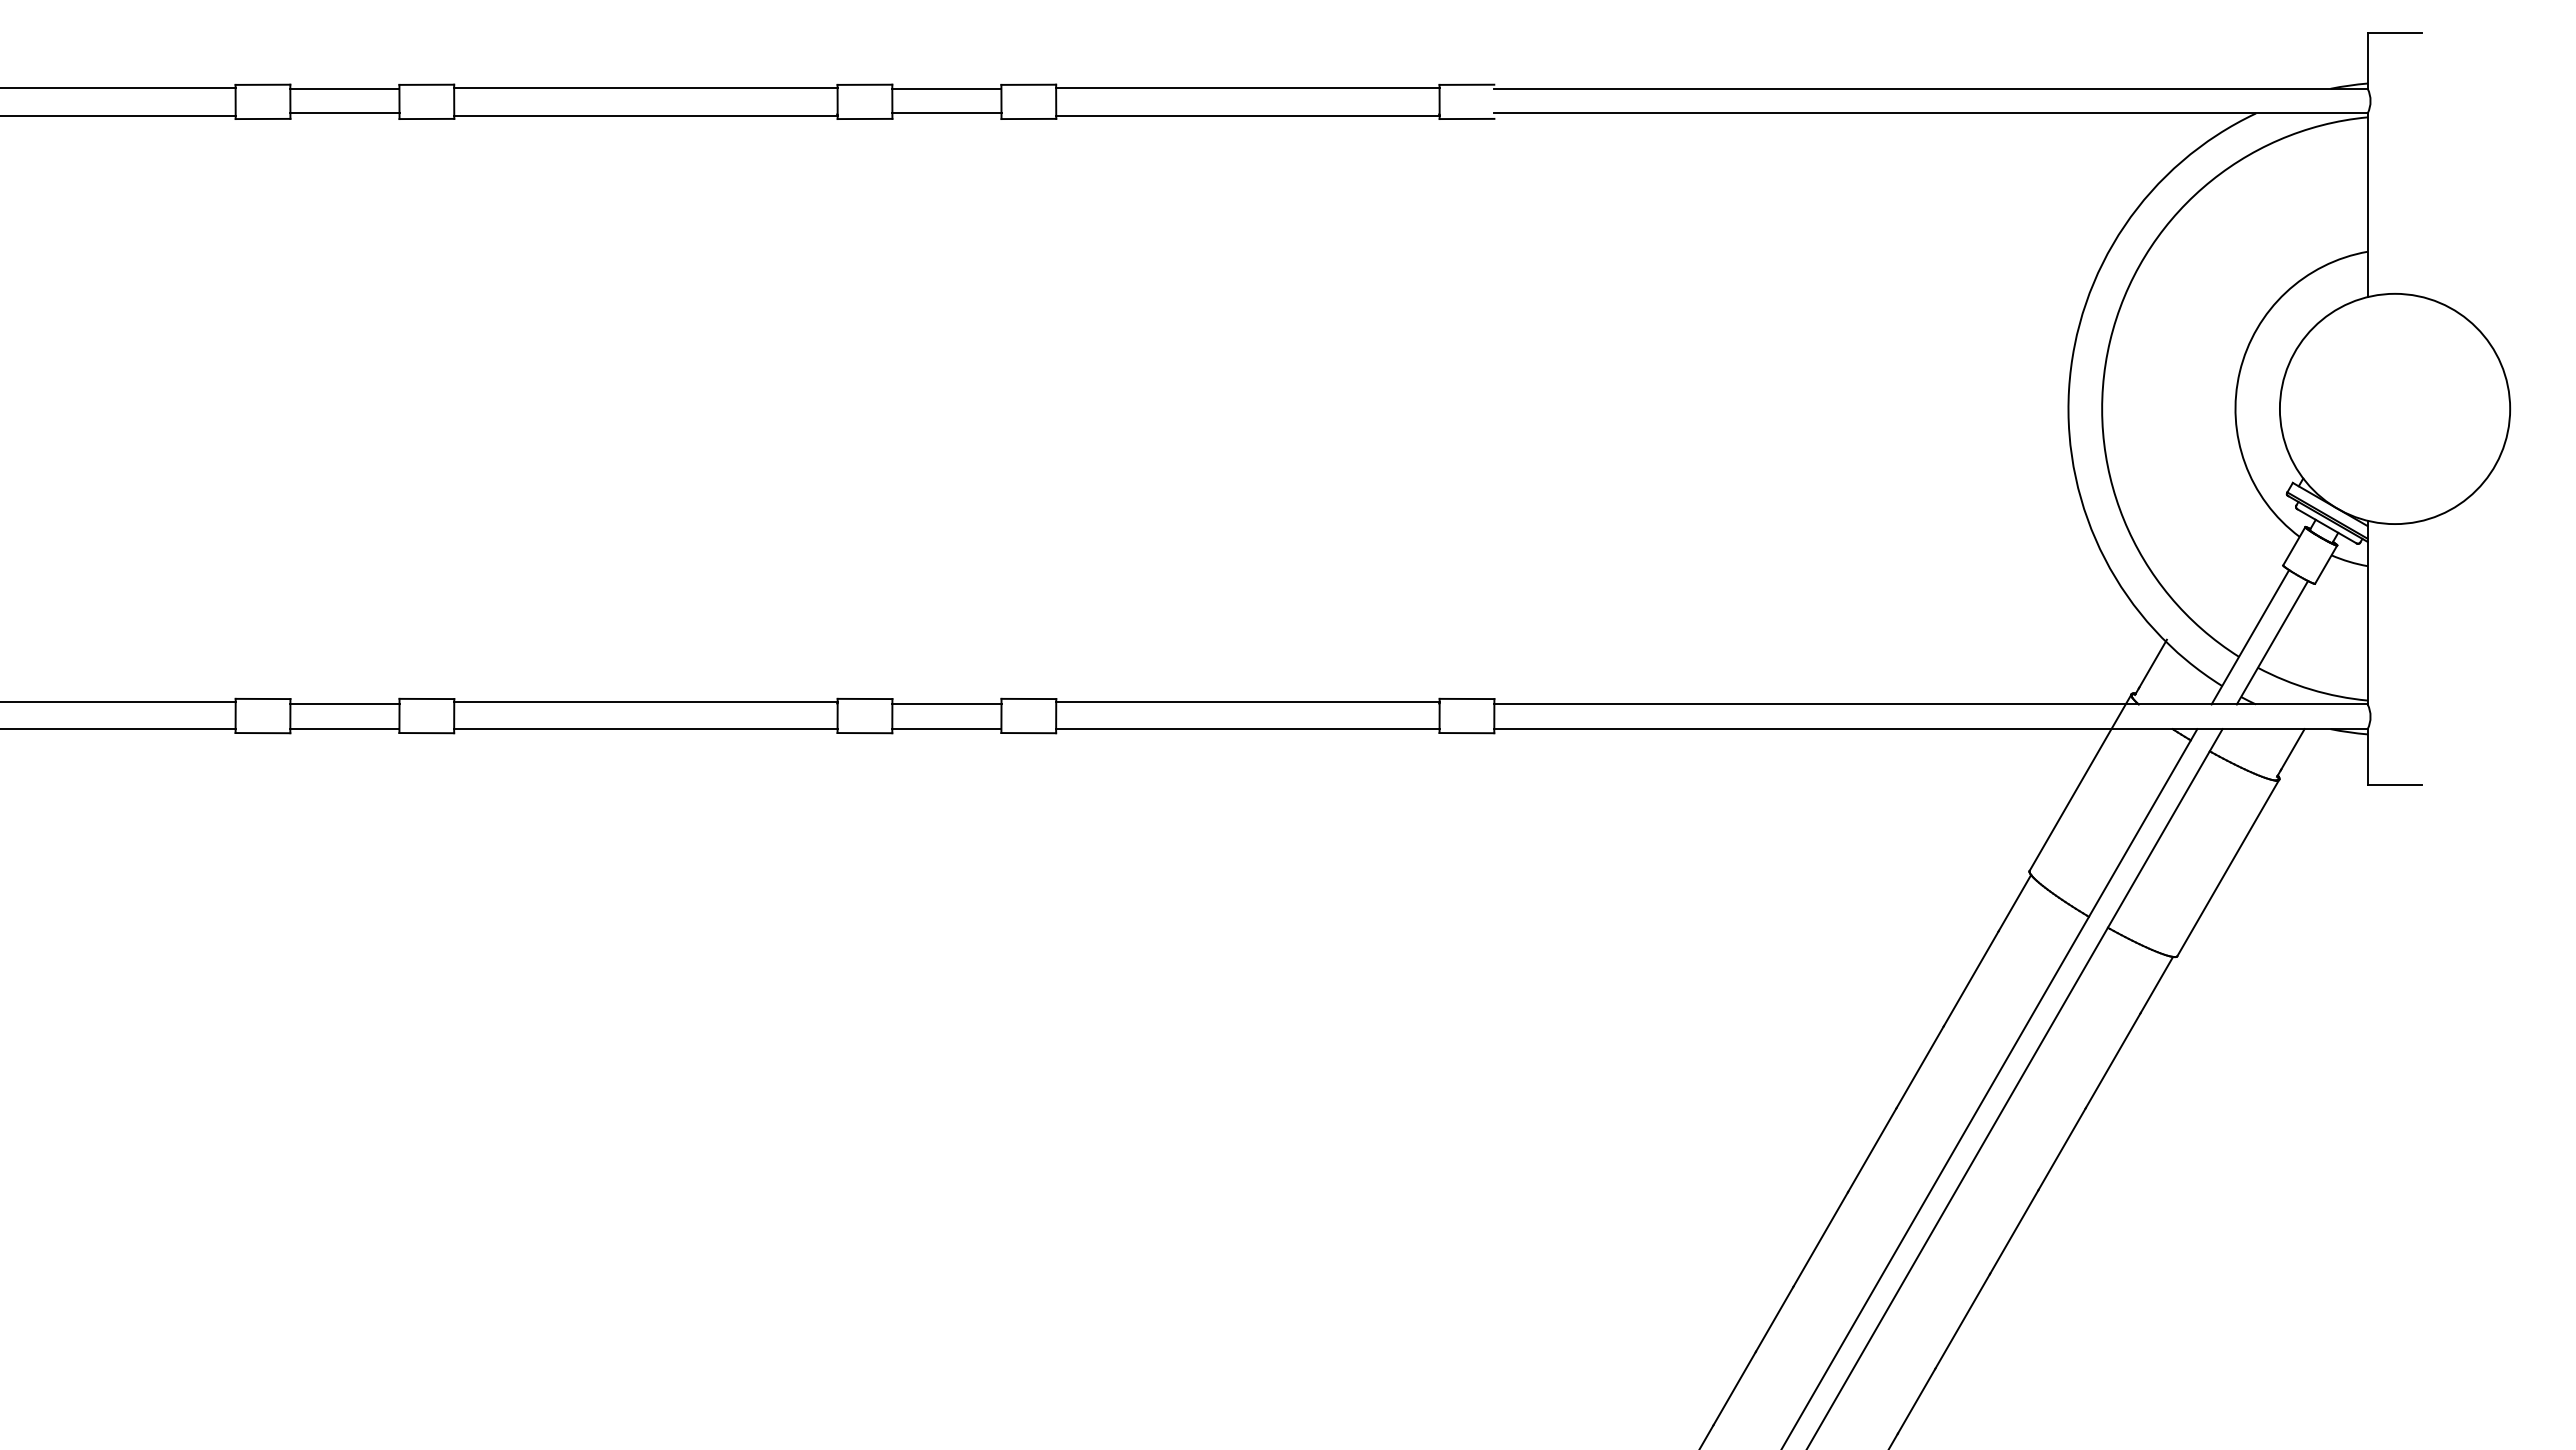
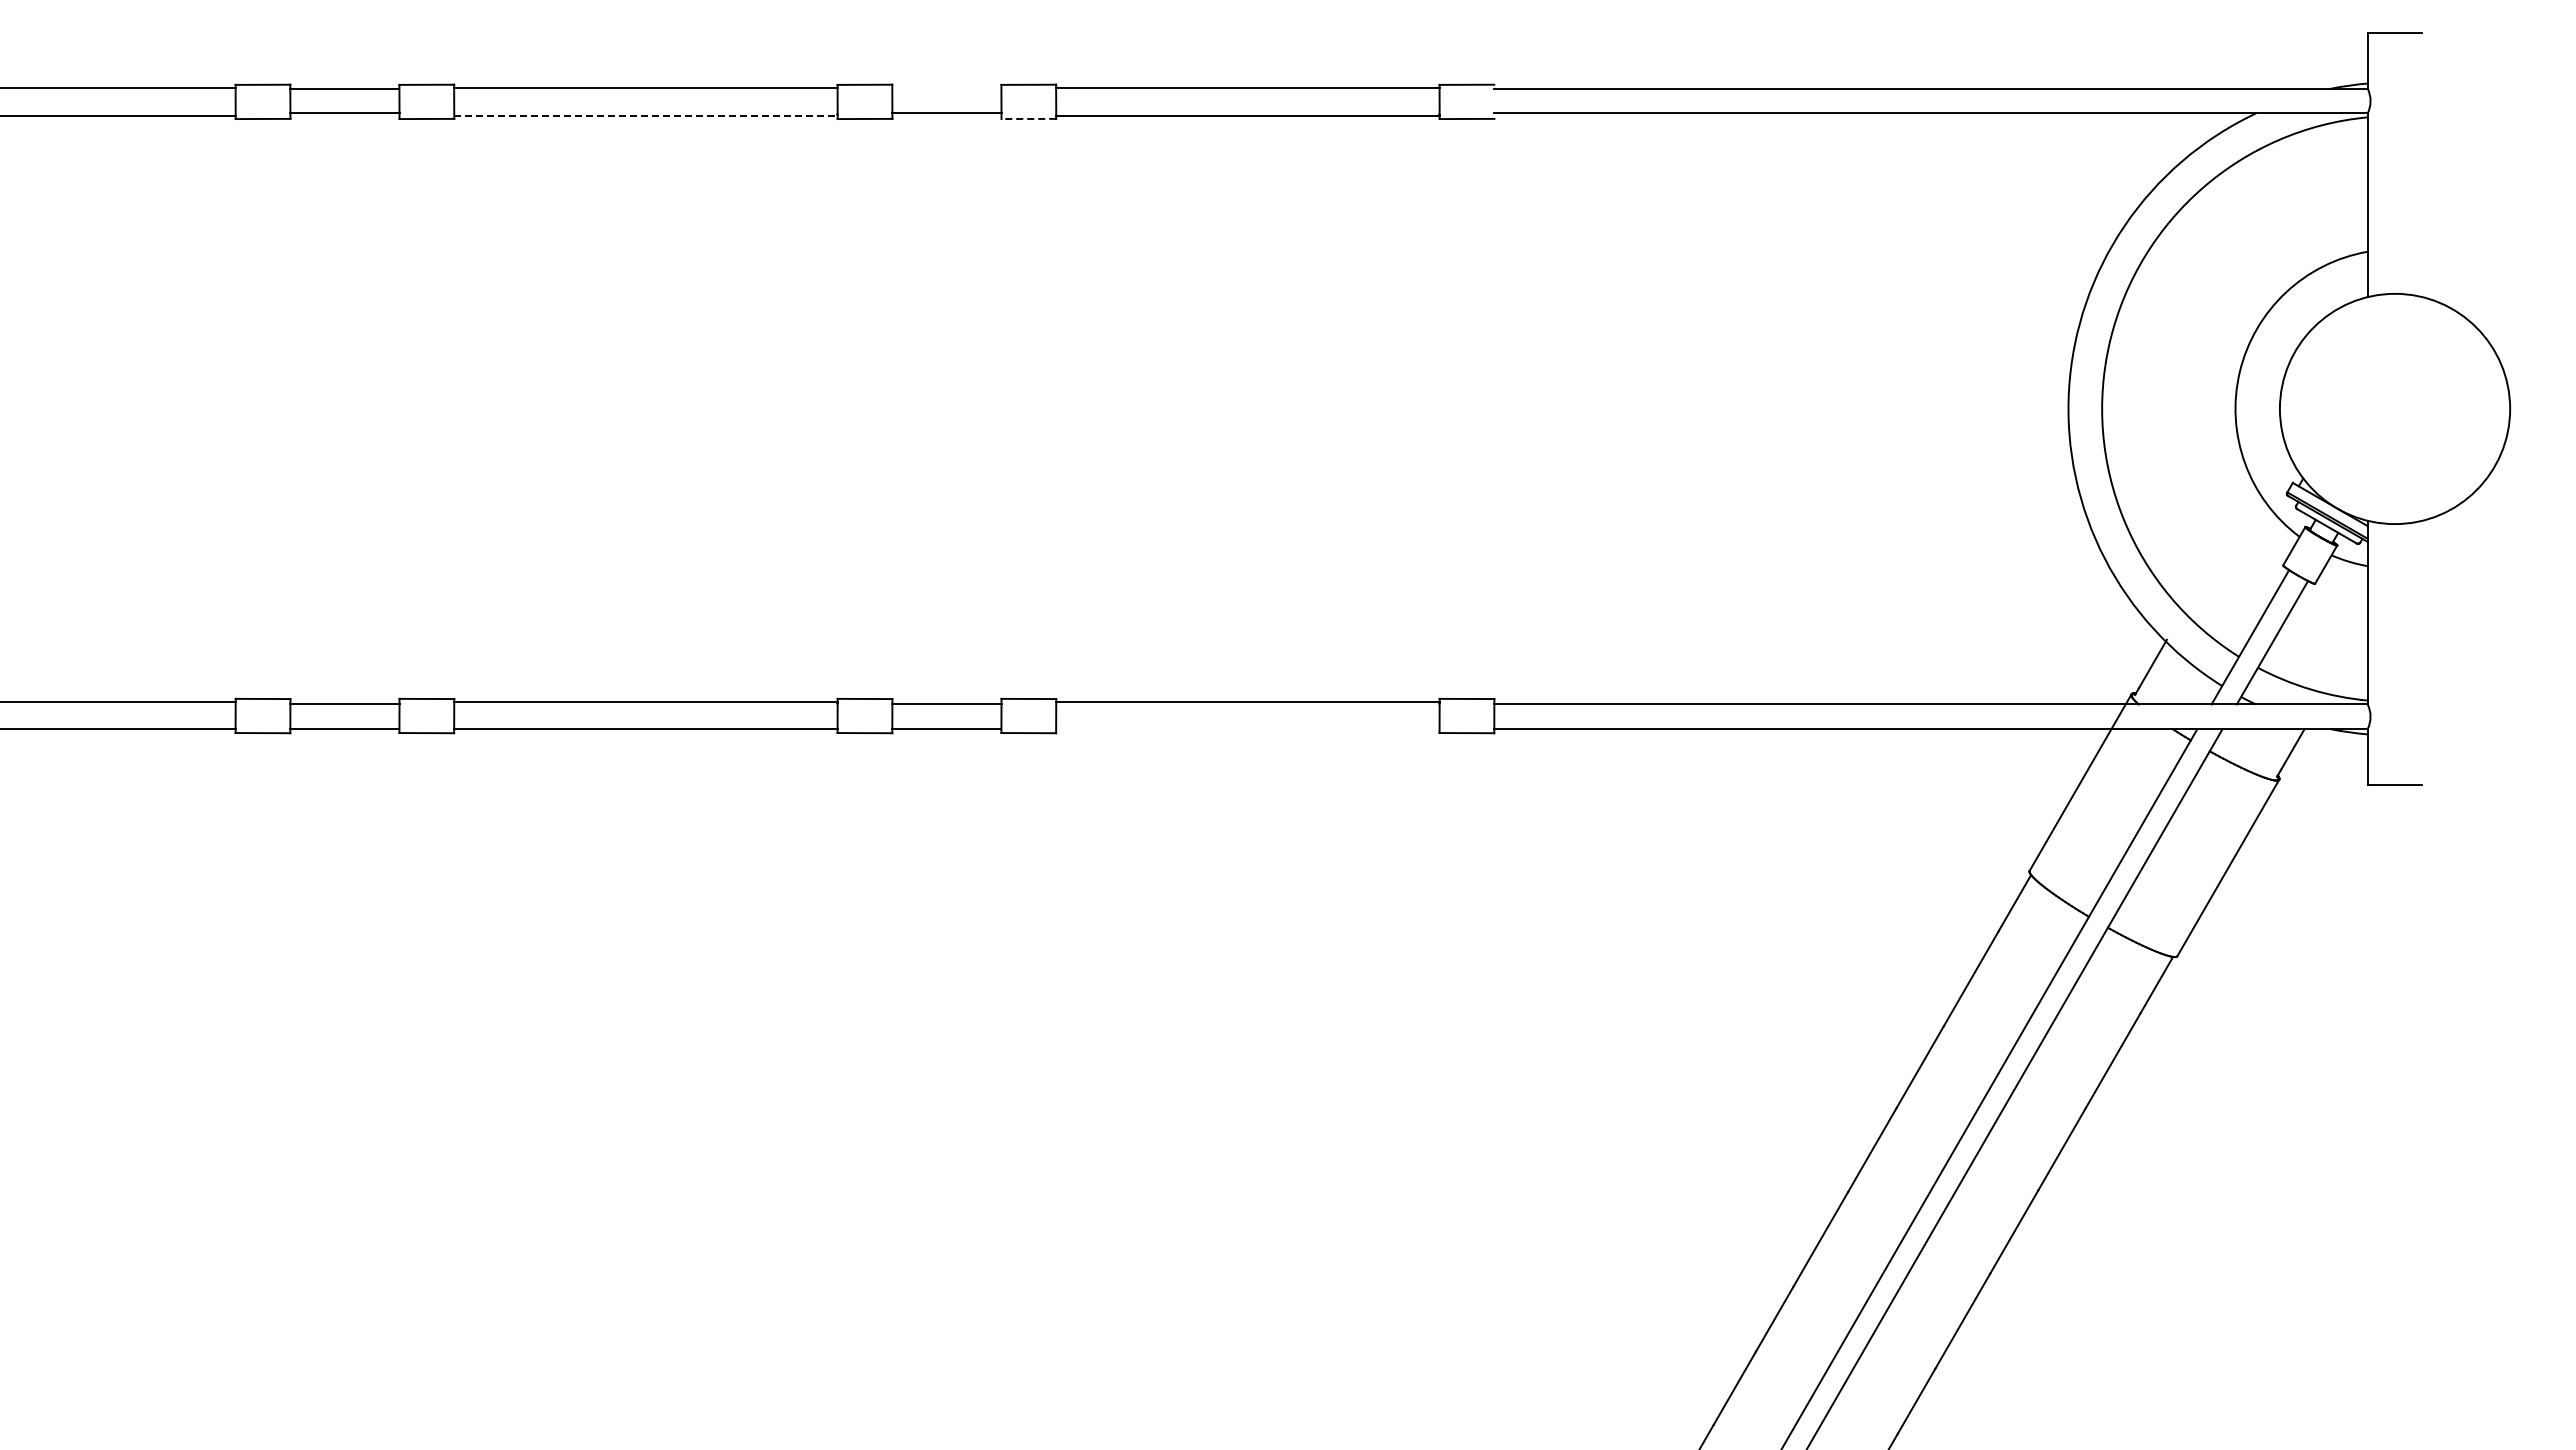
line: present -> none (946, 88)
line: solid -> dashed (645, 115)
line: solid -> dashed (1028, 118)
line: present -> none (1247, 729)
